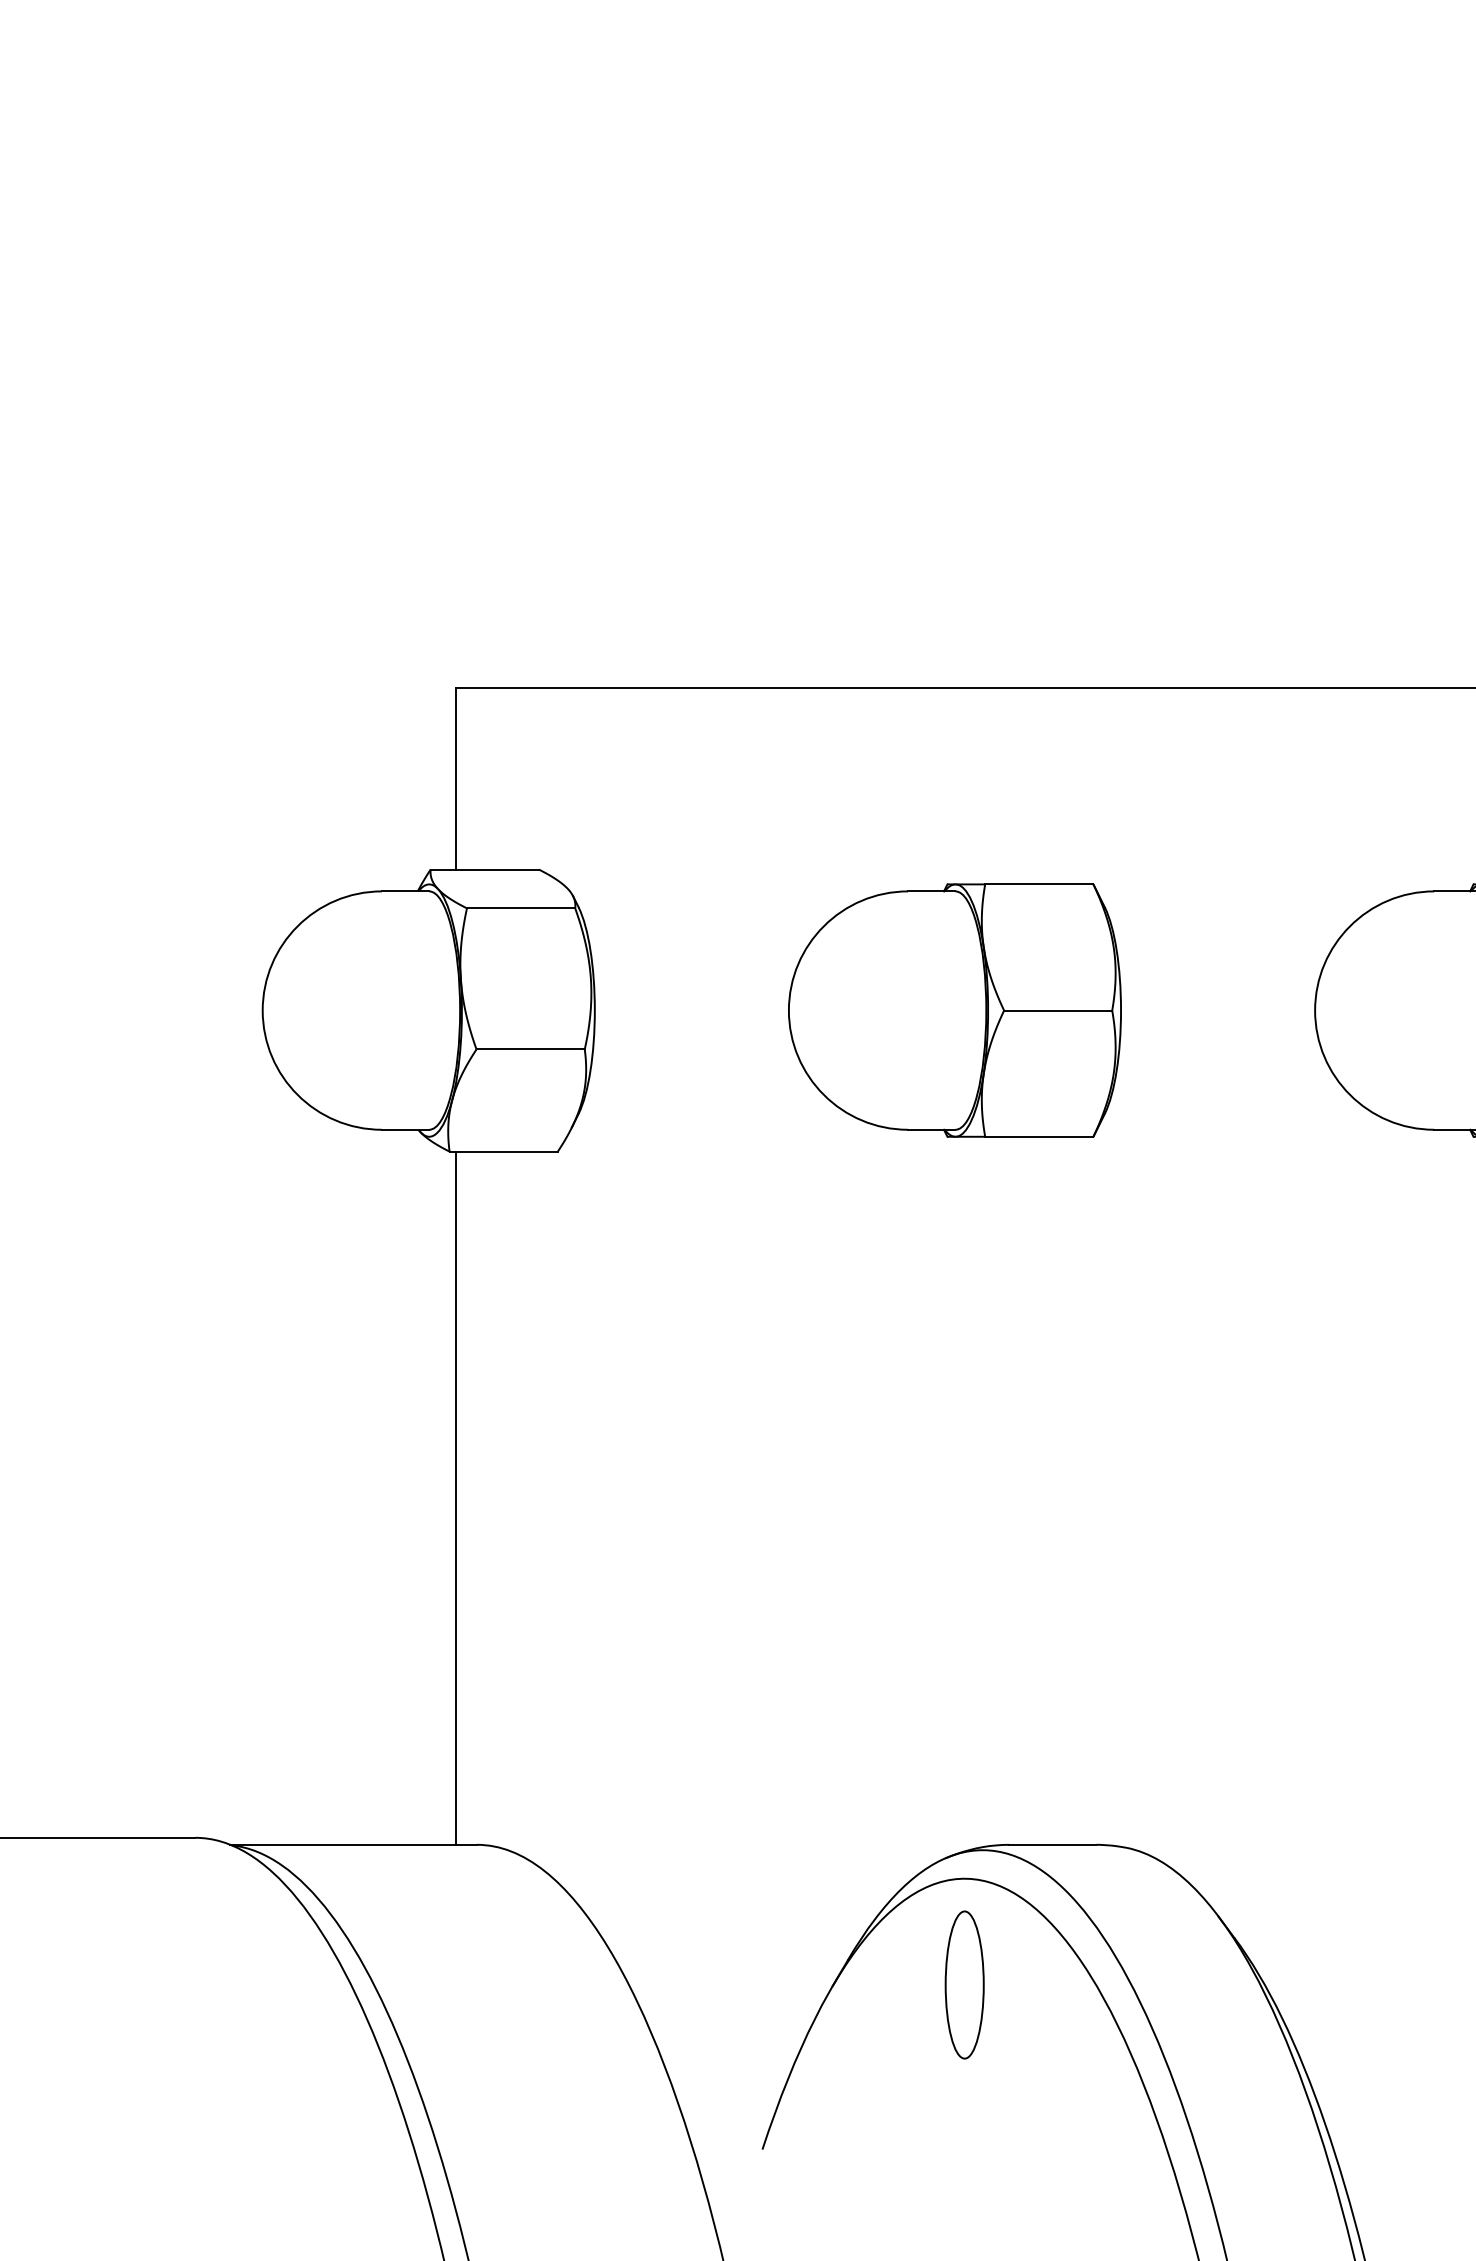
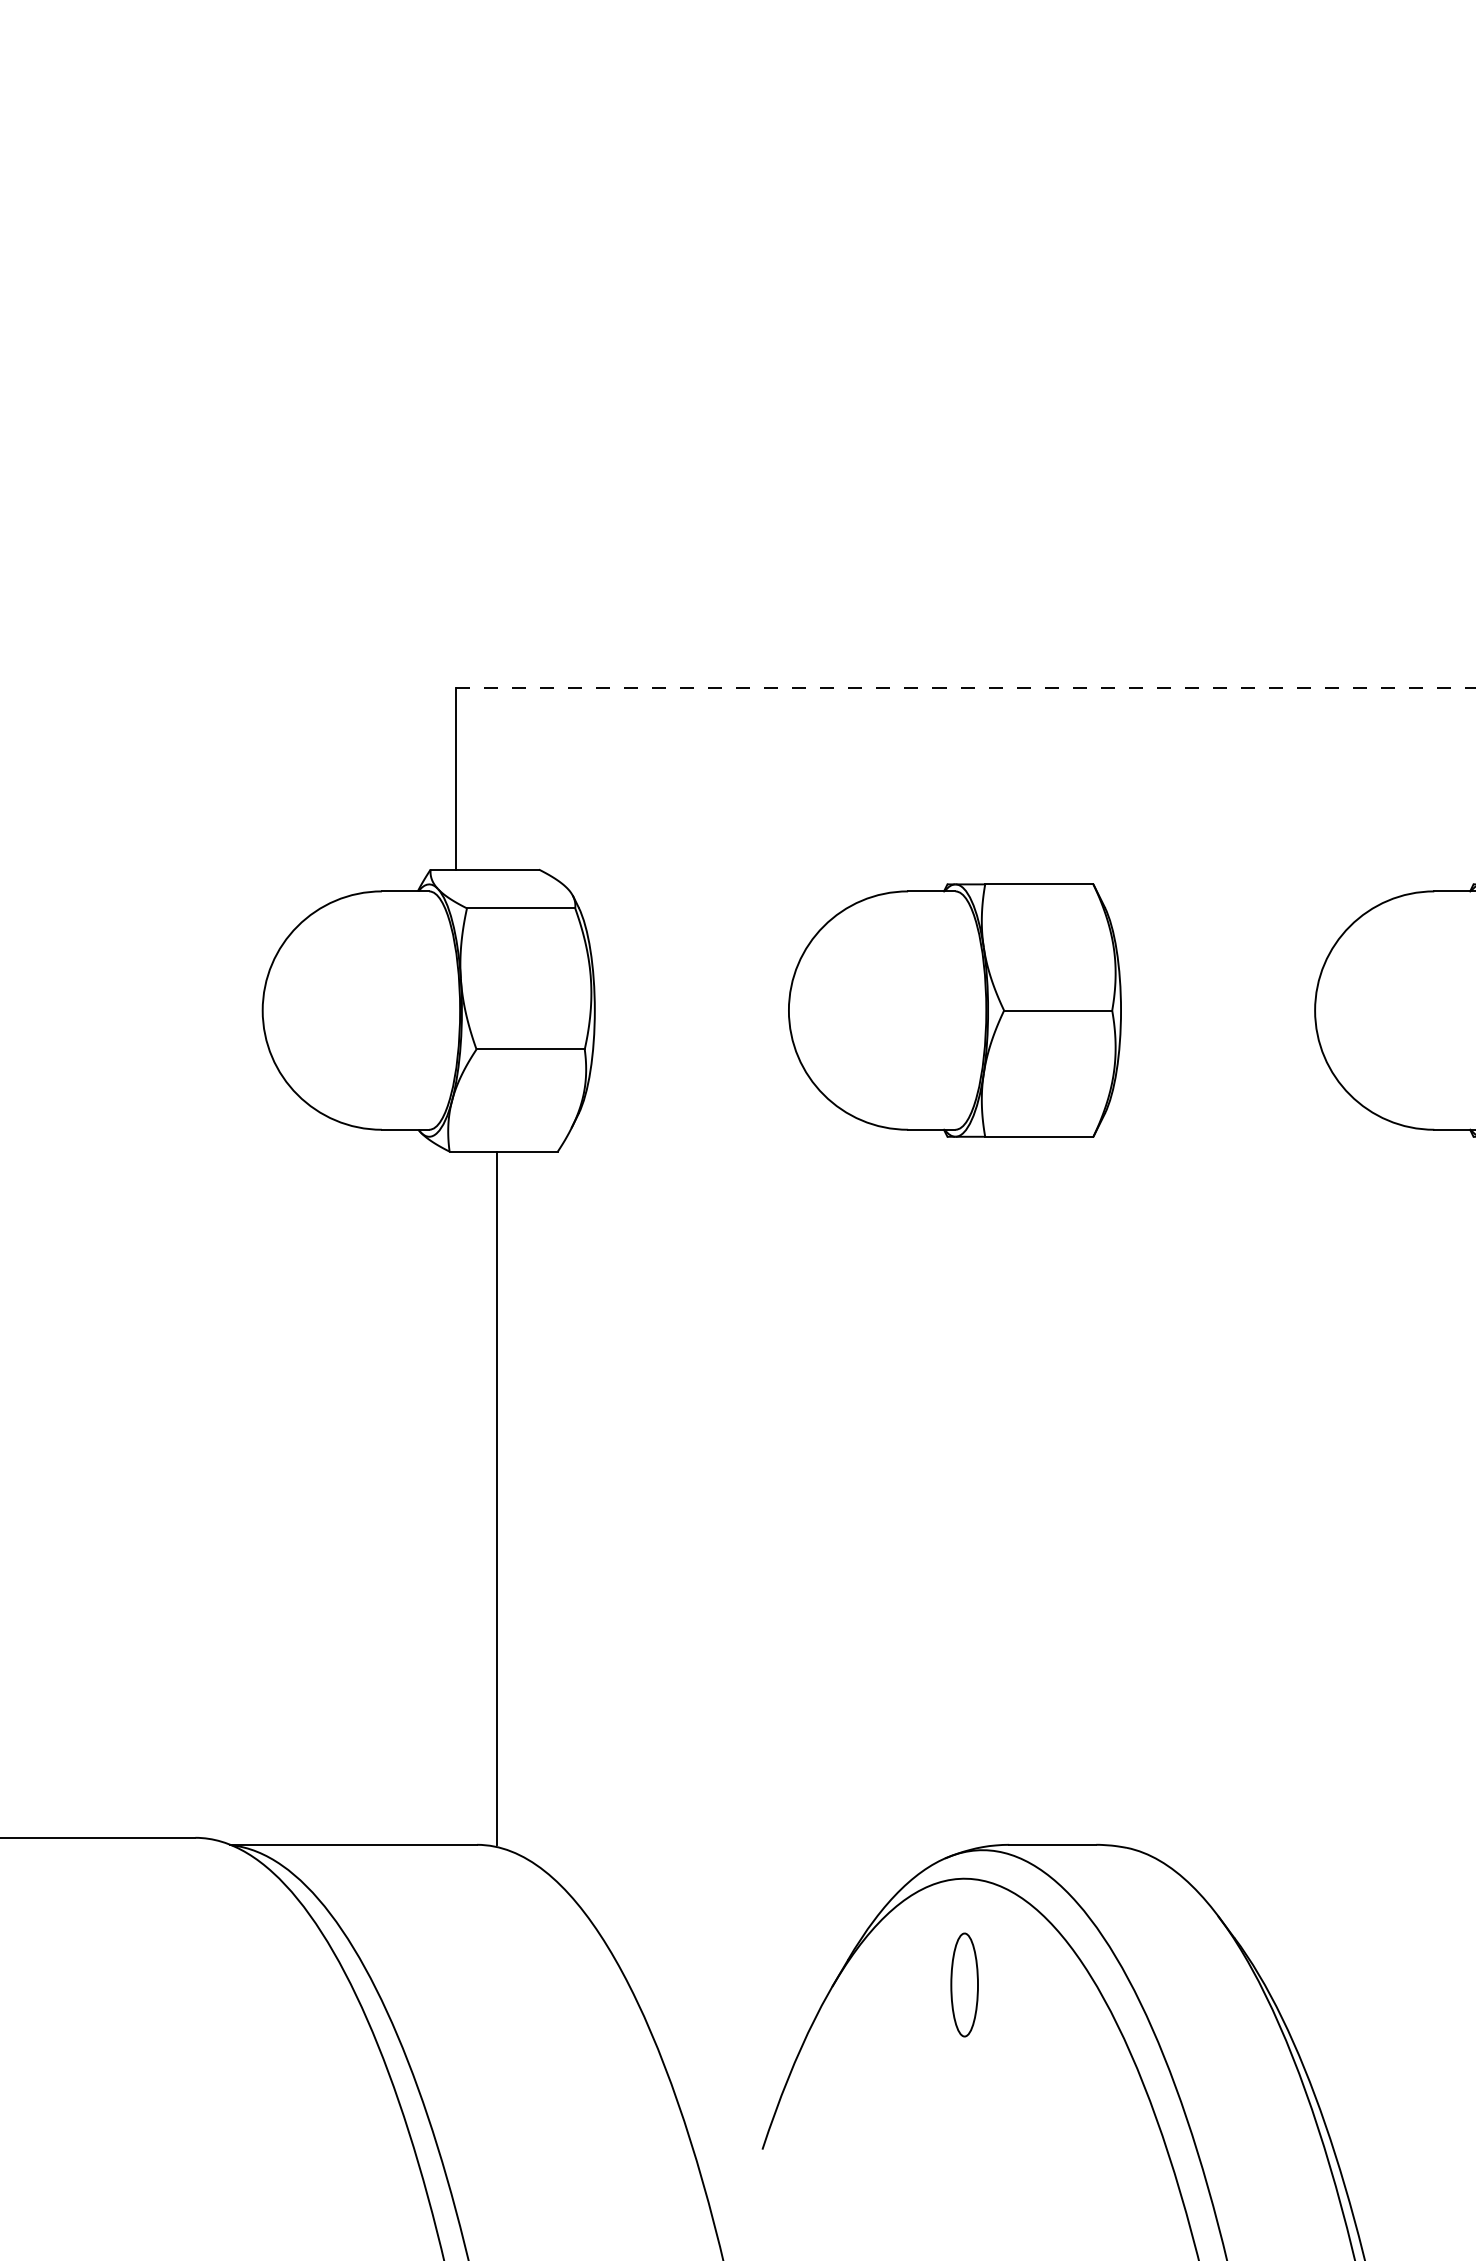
line: solid -> dashed (965, 688)
line position: (455, 1497) -> (496, 1497) (496, 1497)
part size: 41x150 px -> 29x106 px (964, 1984)
